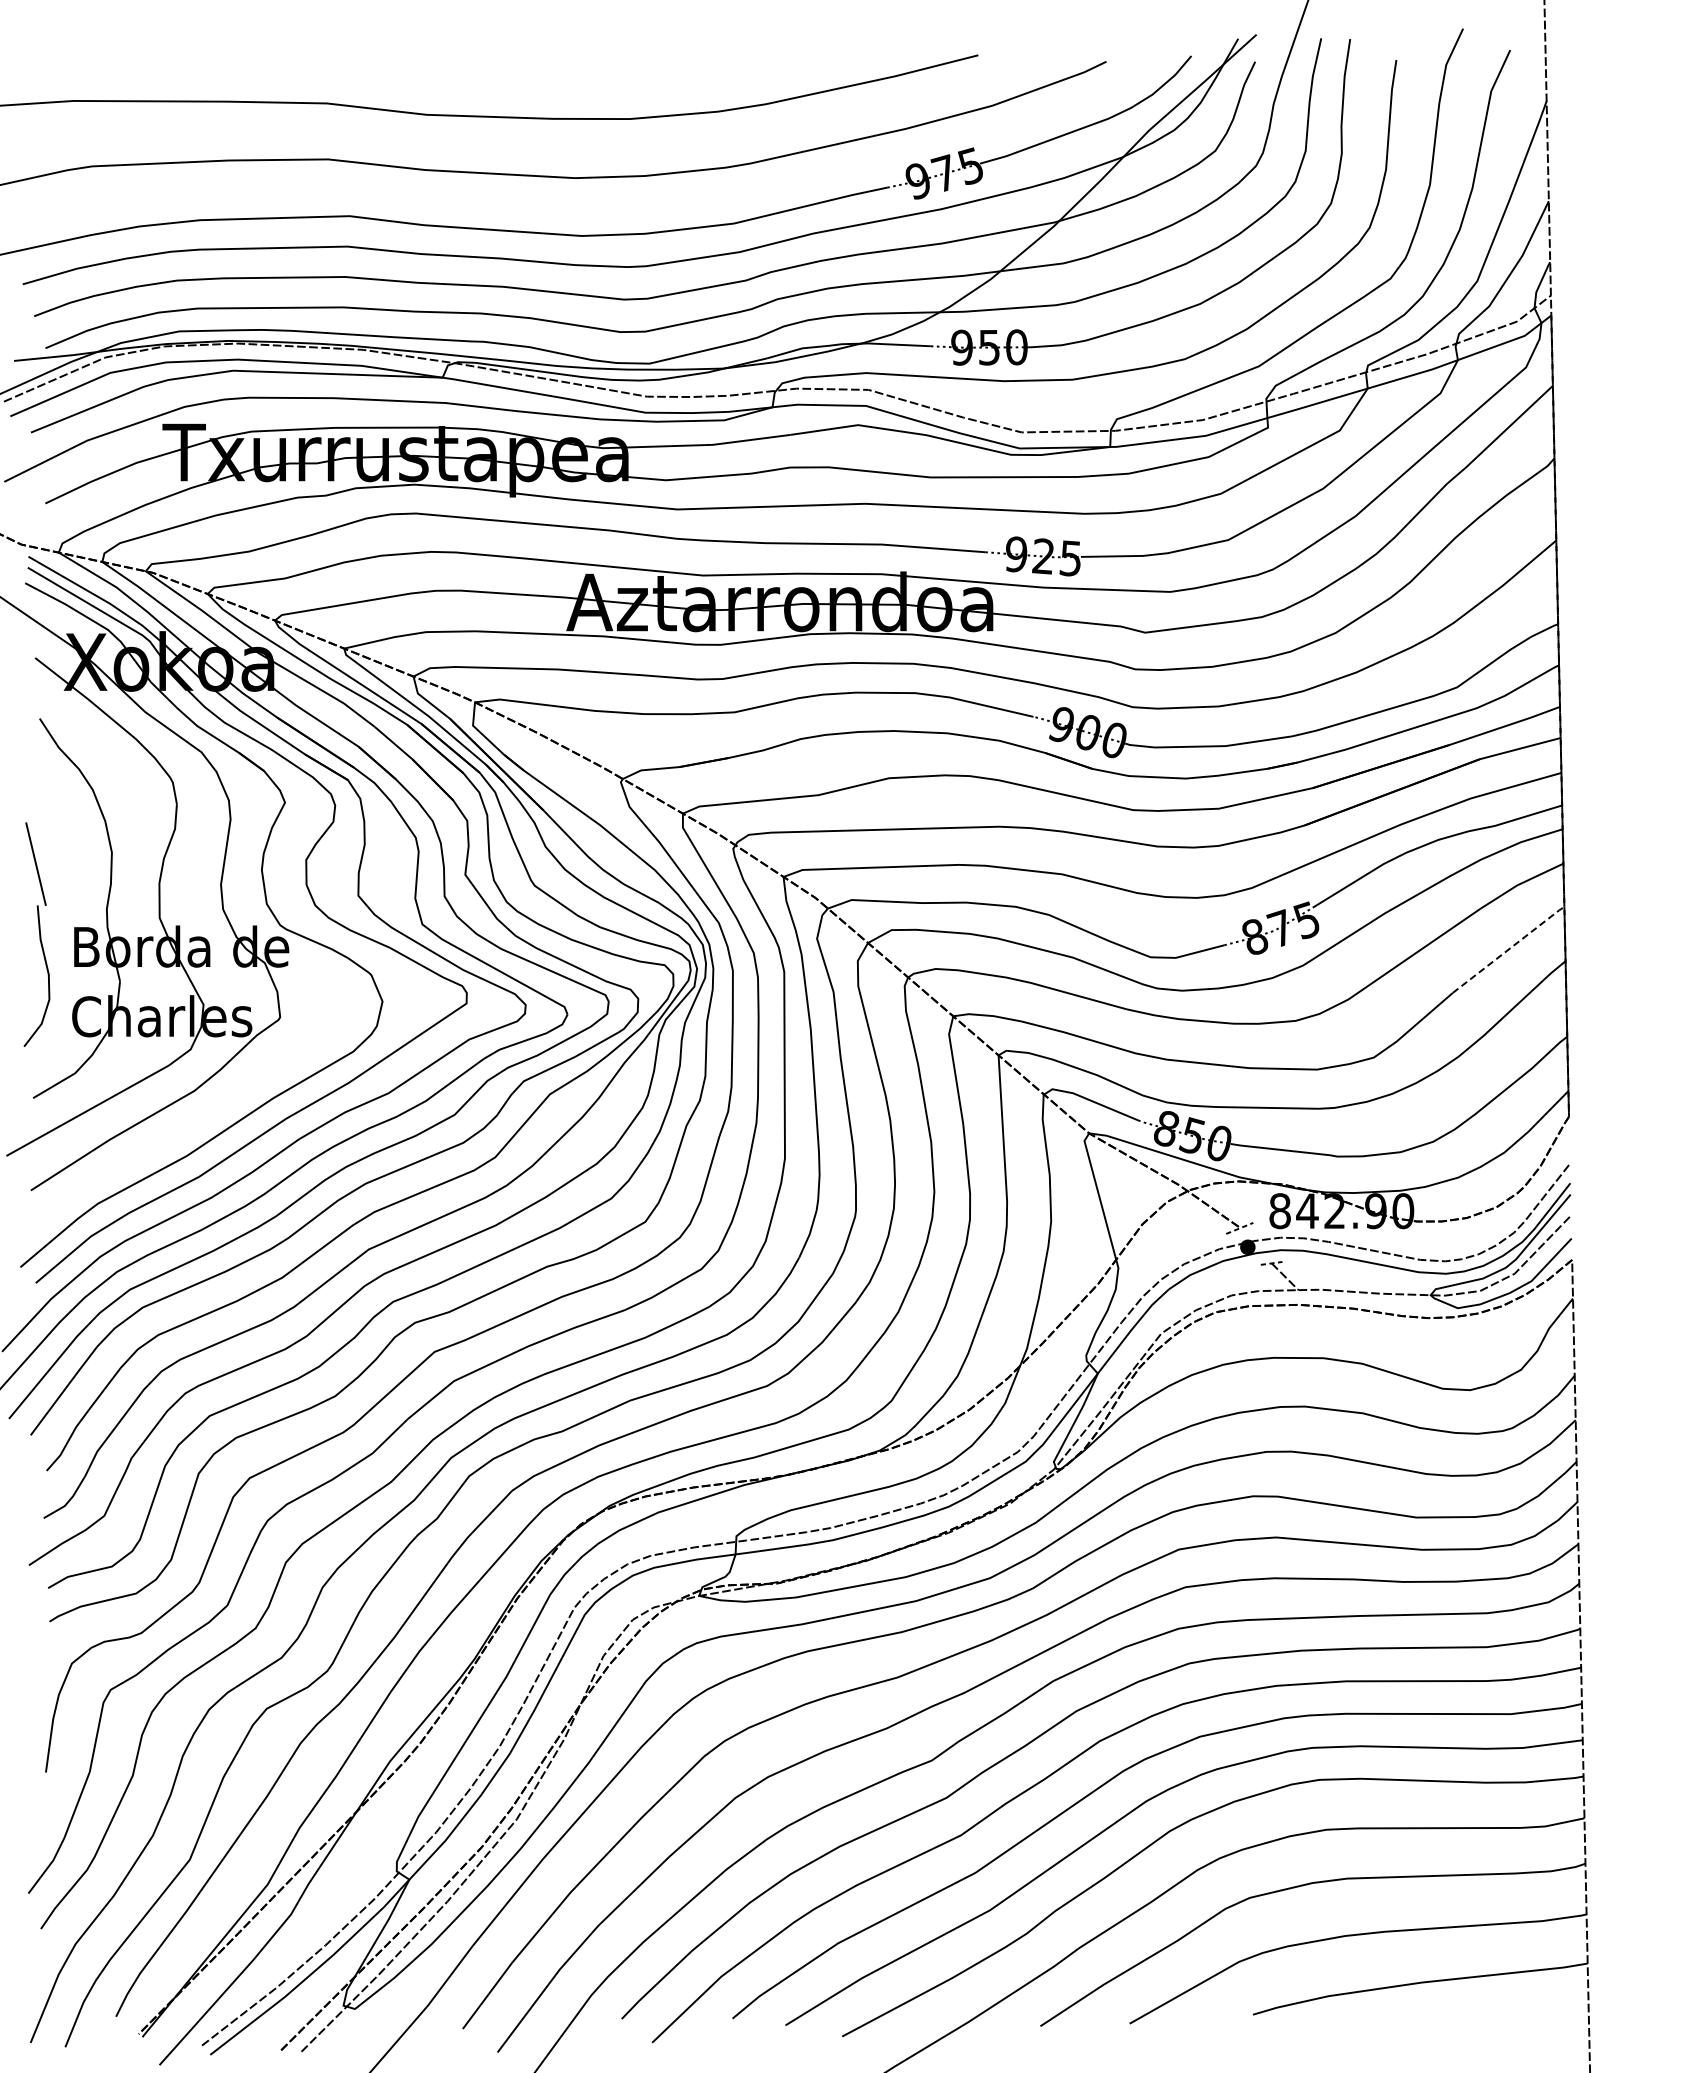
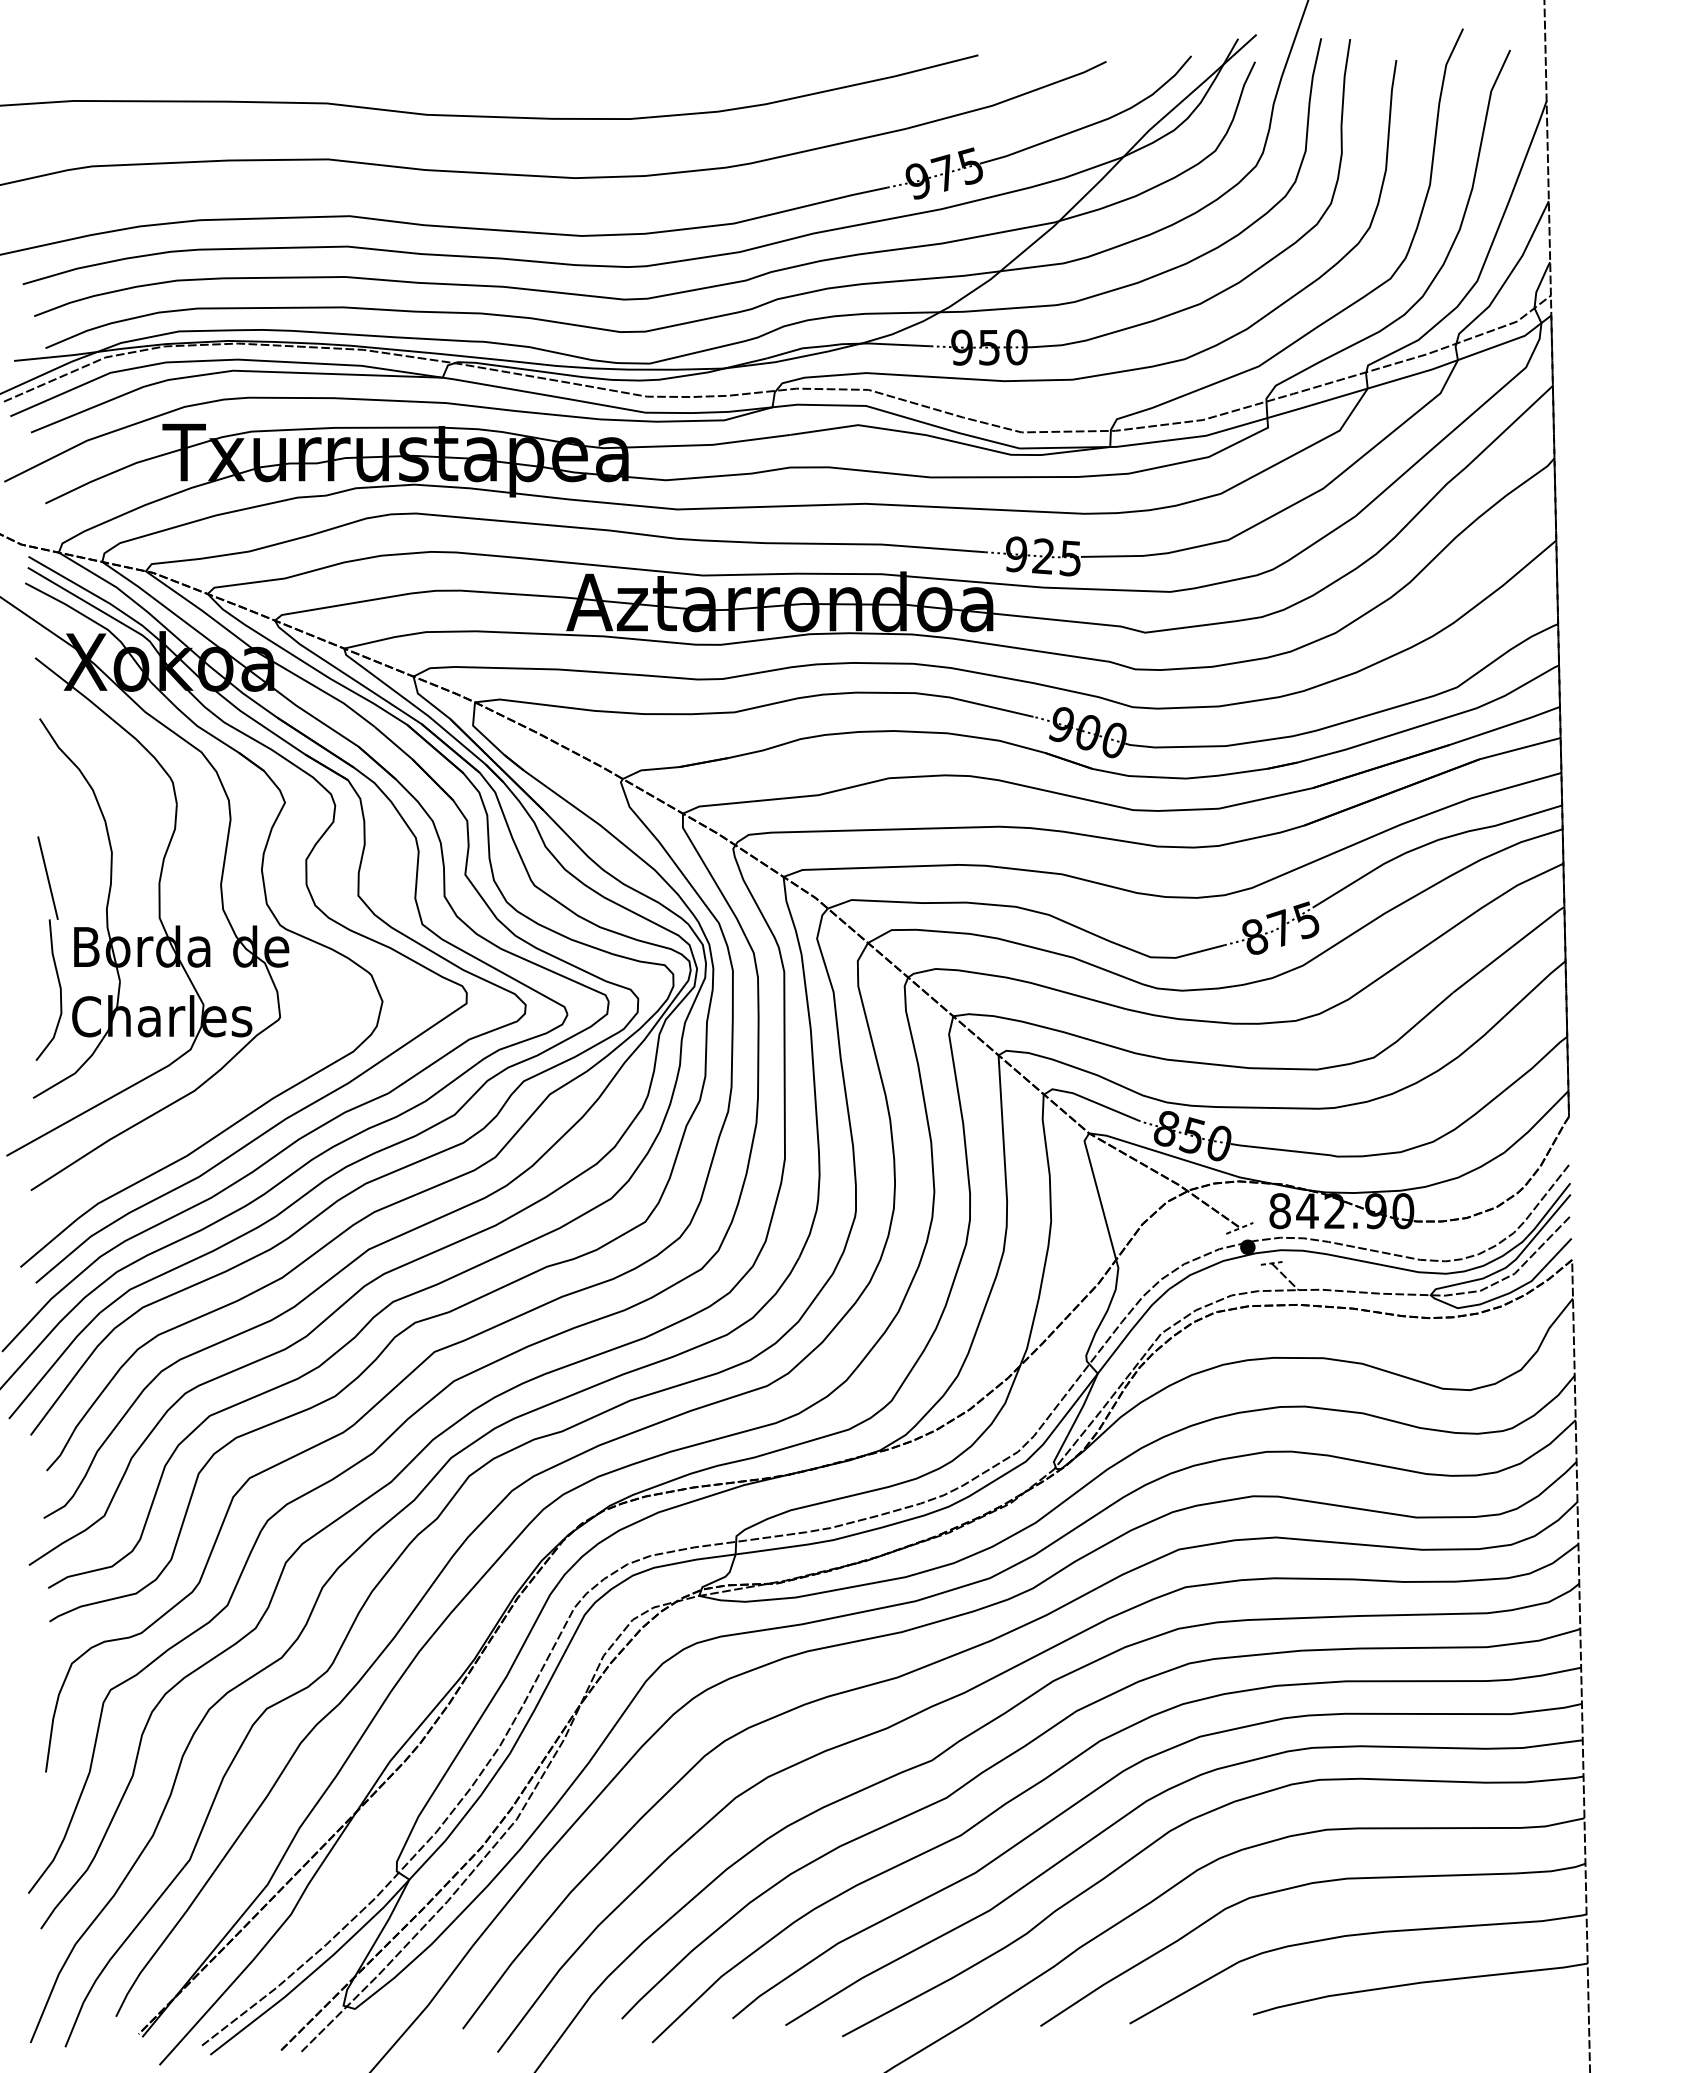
part position: (36, 934) -> (48, 948) (48, 948)
line: dashed -> solid (1509, 948)
